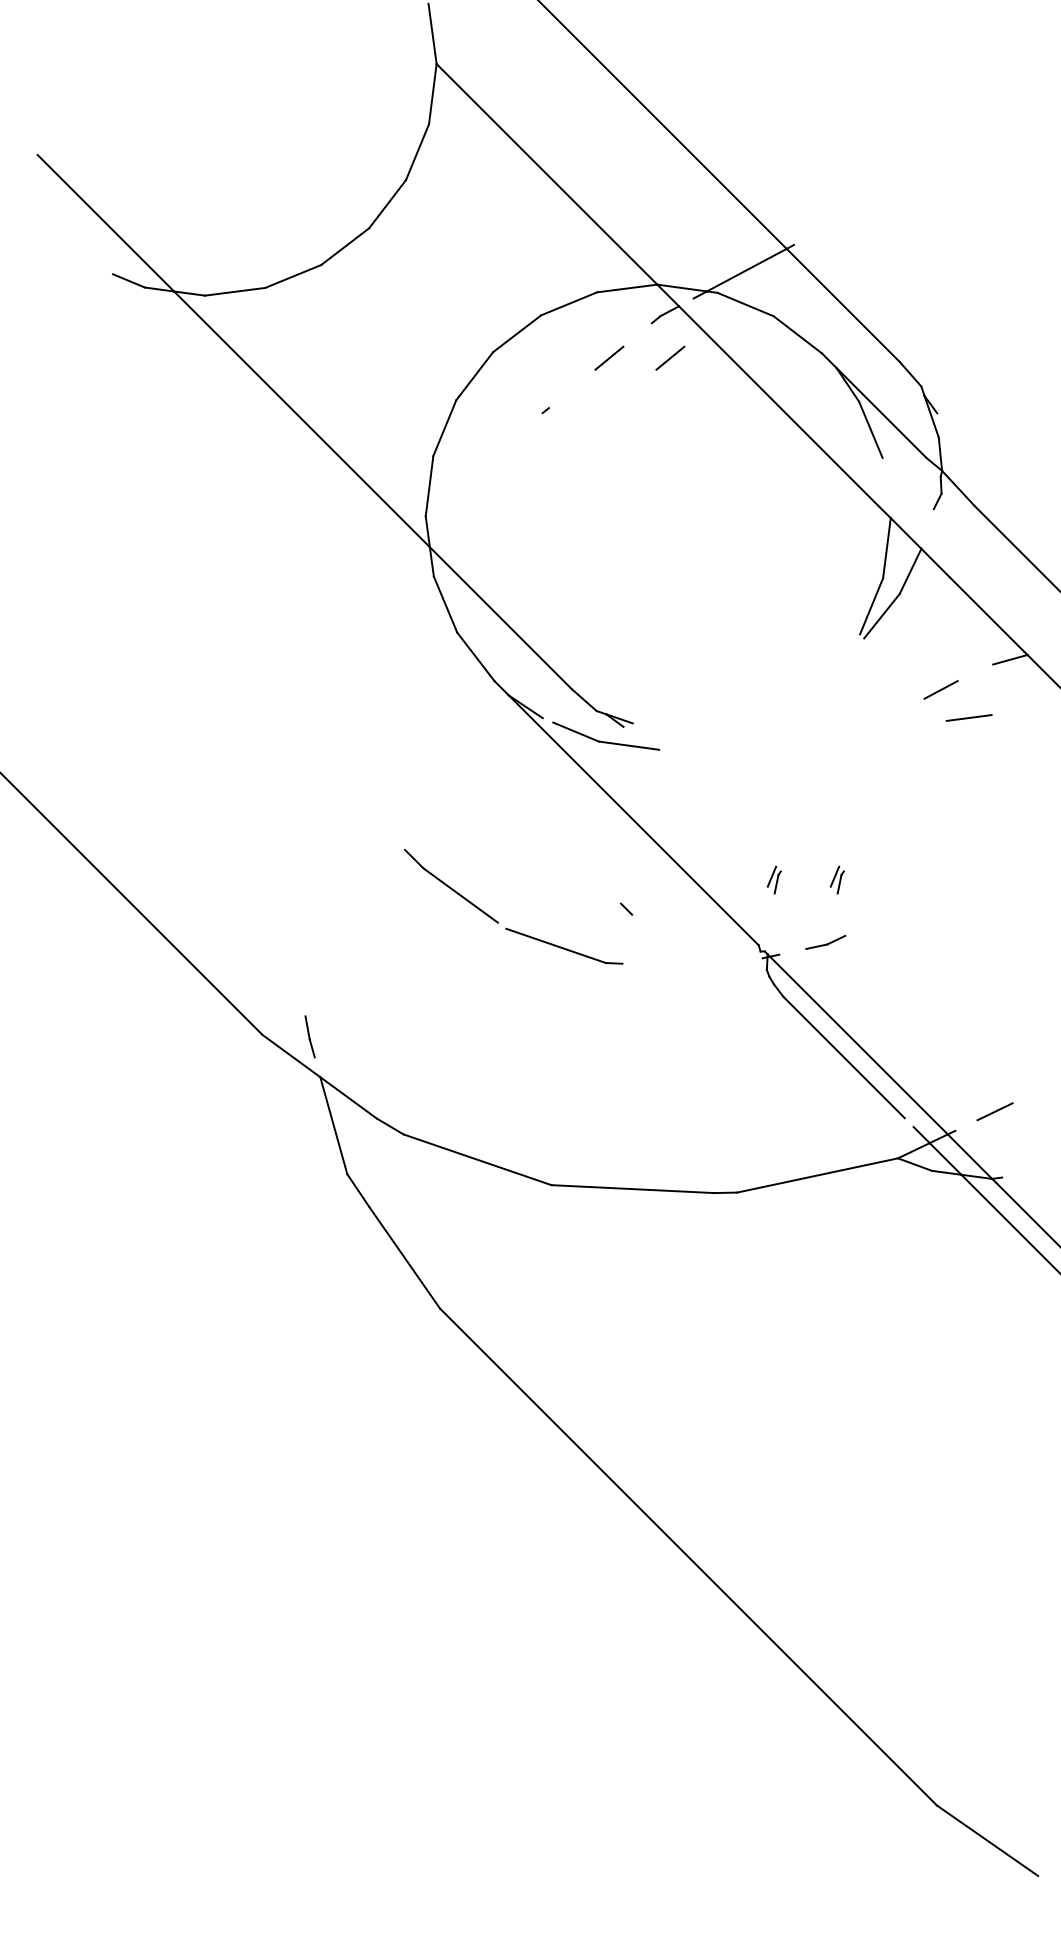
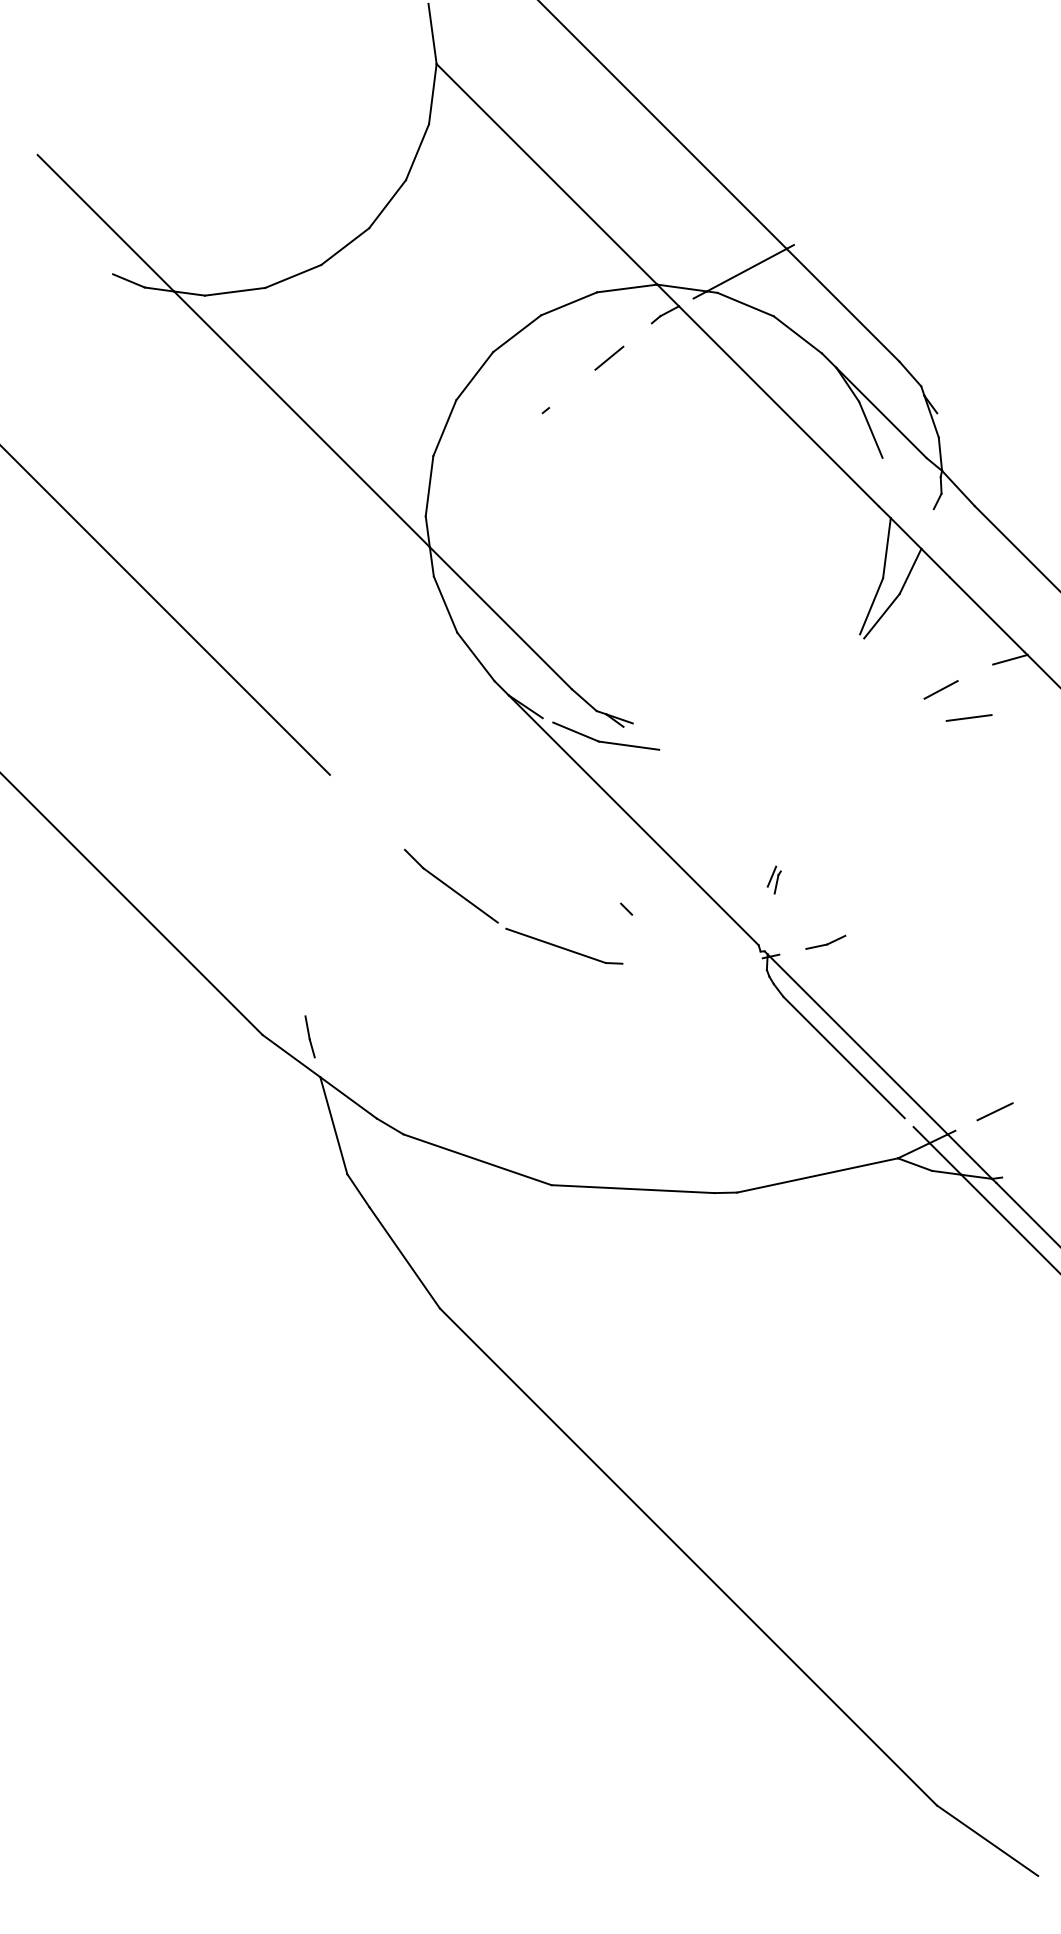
line: present -> none (670, 357)
line: none -> present (165, 610)
part: present -> none (836, 879)
